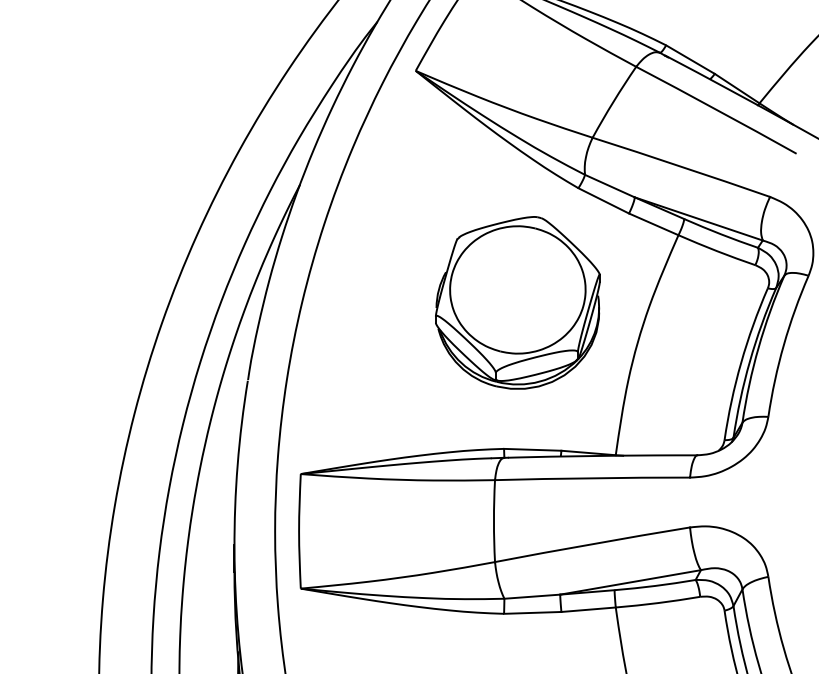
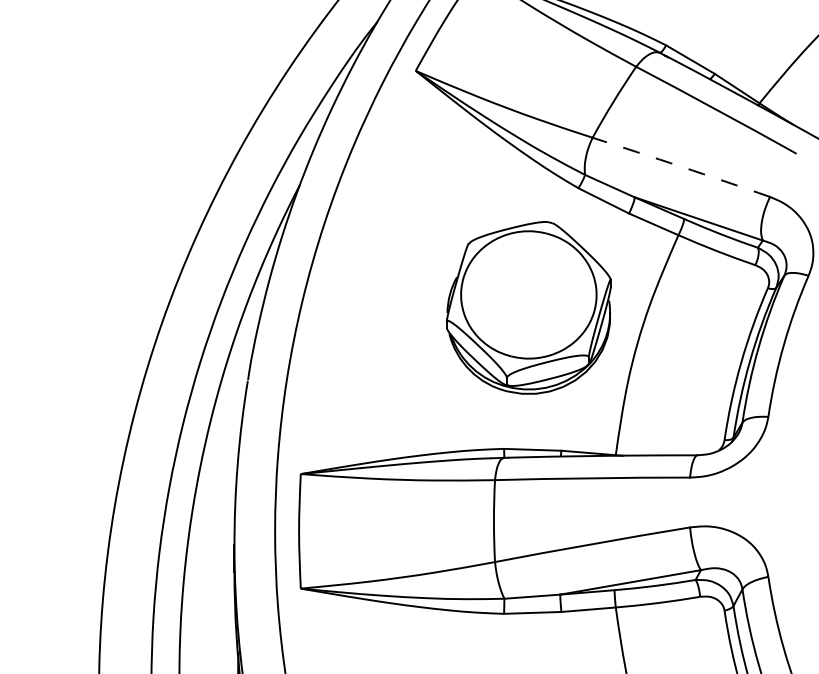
arc: solid -> dashed (681, 166)
part position: (517, 302) -> (528, 307) (528, 307)
